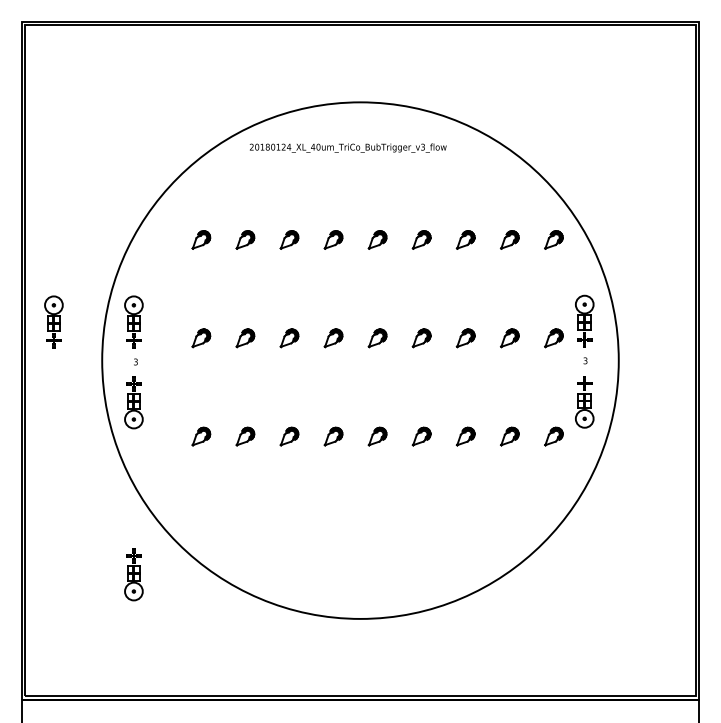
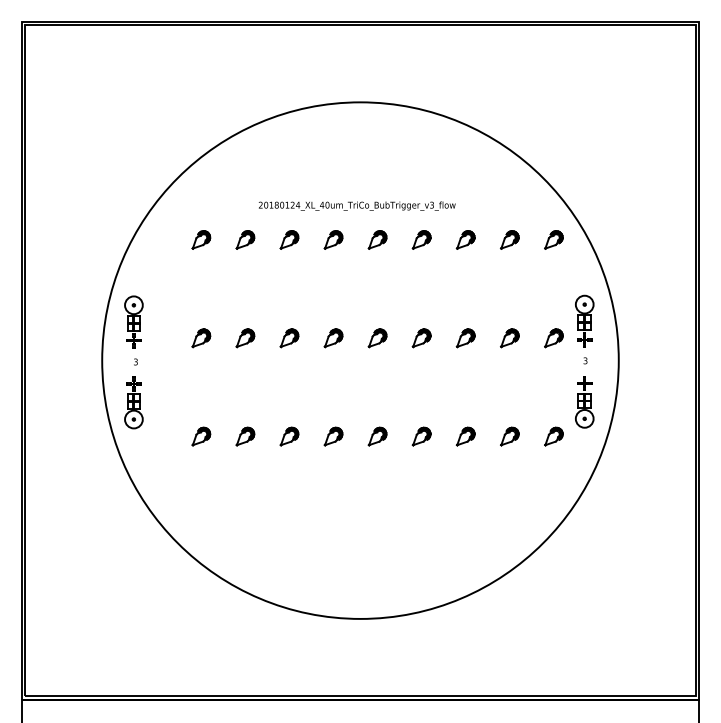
text position: (347, 147) -> (356, 205) (356, 205)
part: present -> none (53, 321)
part: present -> none (133, 574)
